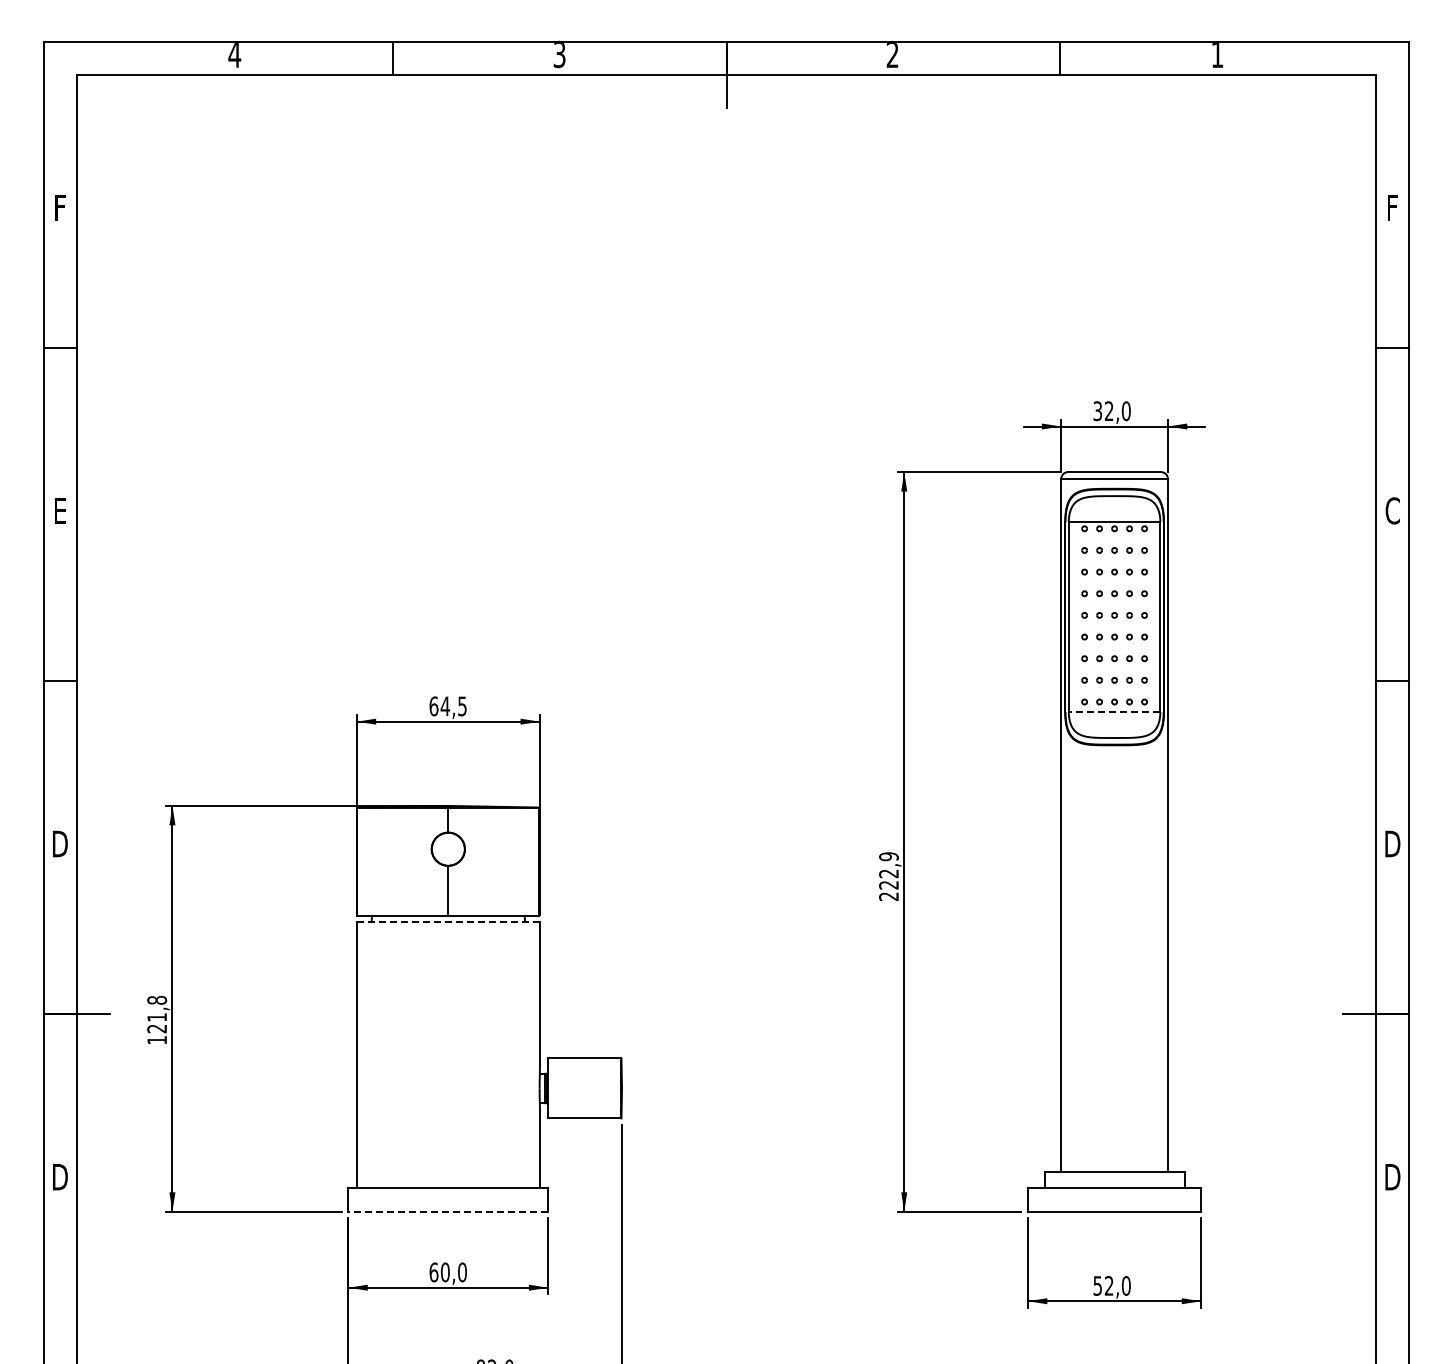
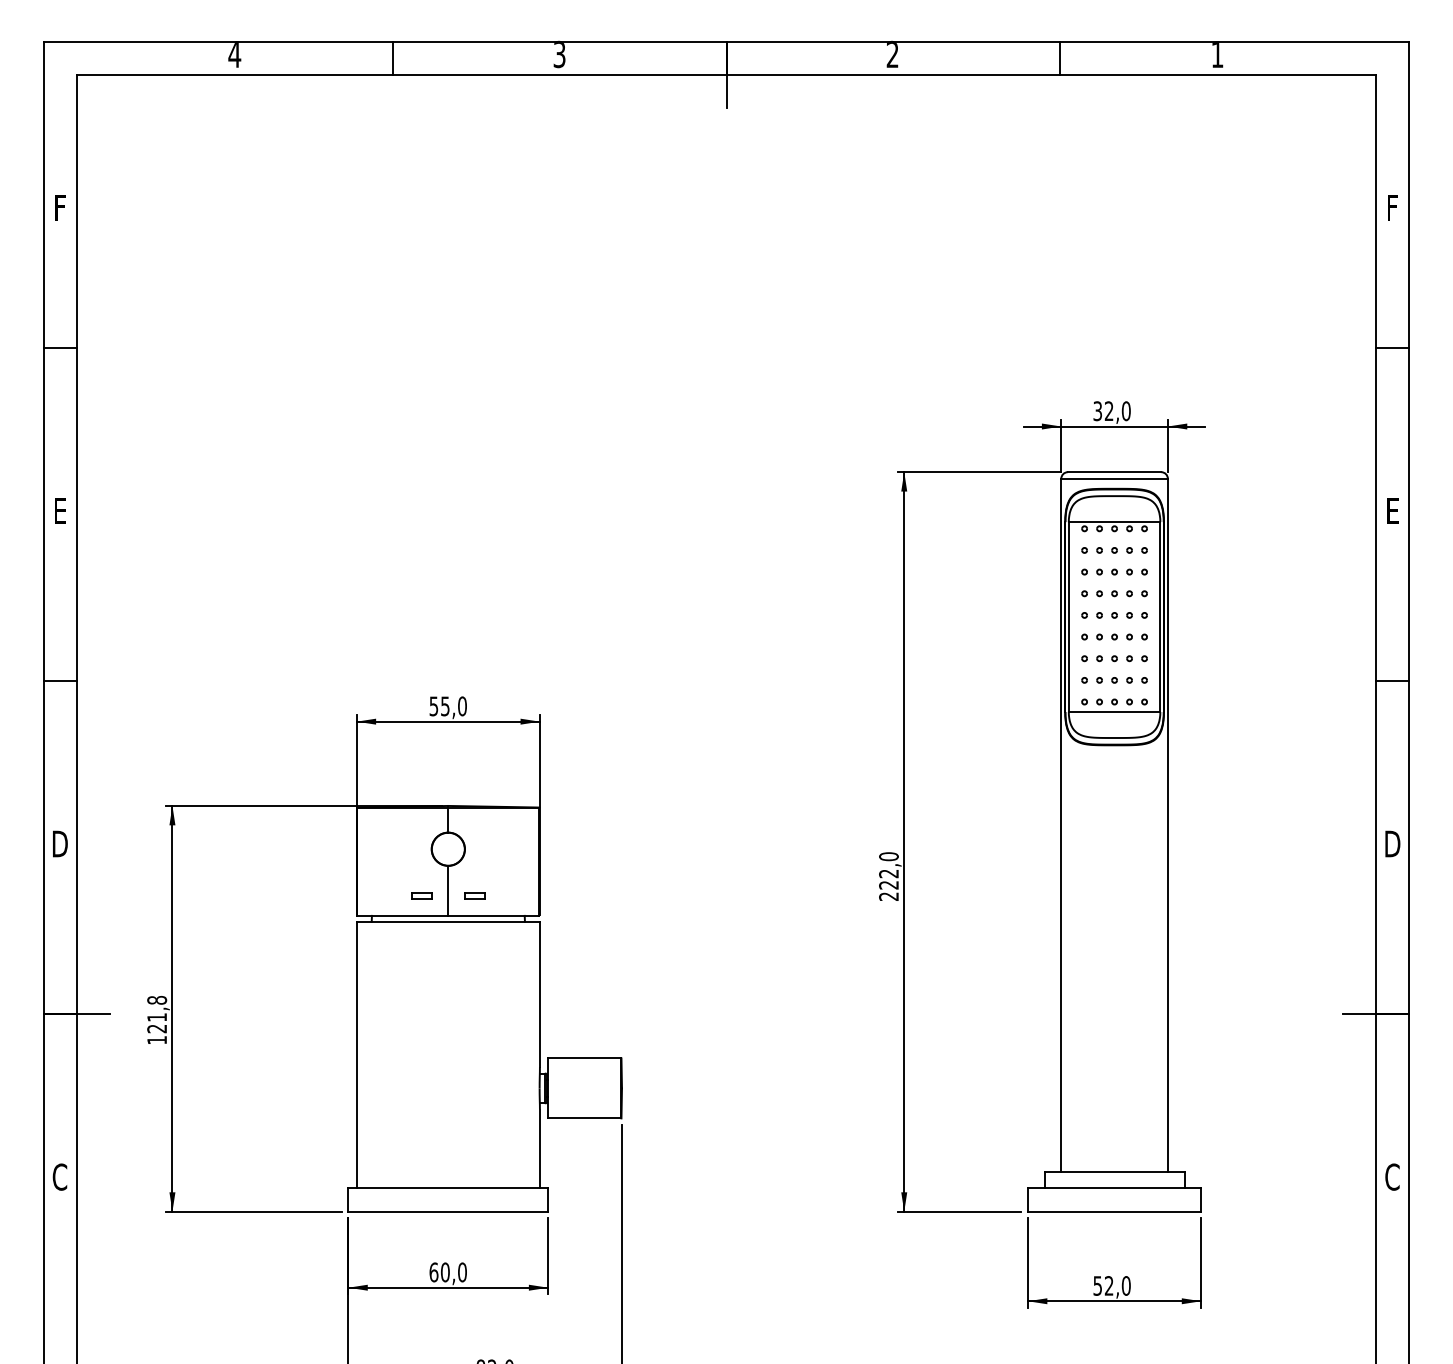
text: C -> E (1392, 510)
text: 64,5 -> 55,0 (447, 706)
line: dashed -> solid (1114, 712)
text: 222,9 -> 222,0 (888, 856)
part: none -> present (421, 895)
part: none -> present (474, 895)
line: dashed -> solid (448, 921)
text: D -> C (59, 1176)
text: D -> C (1392, 1176)
line: dashed -> solid (448, 1211)
